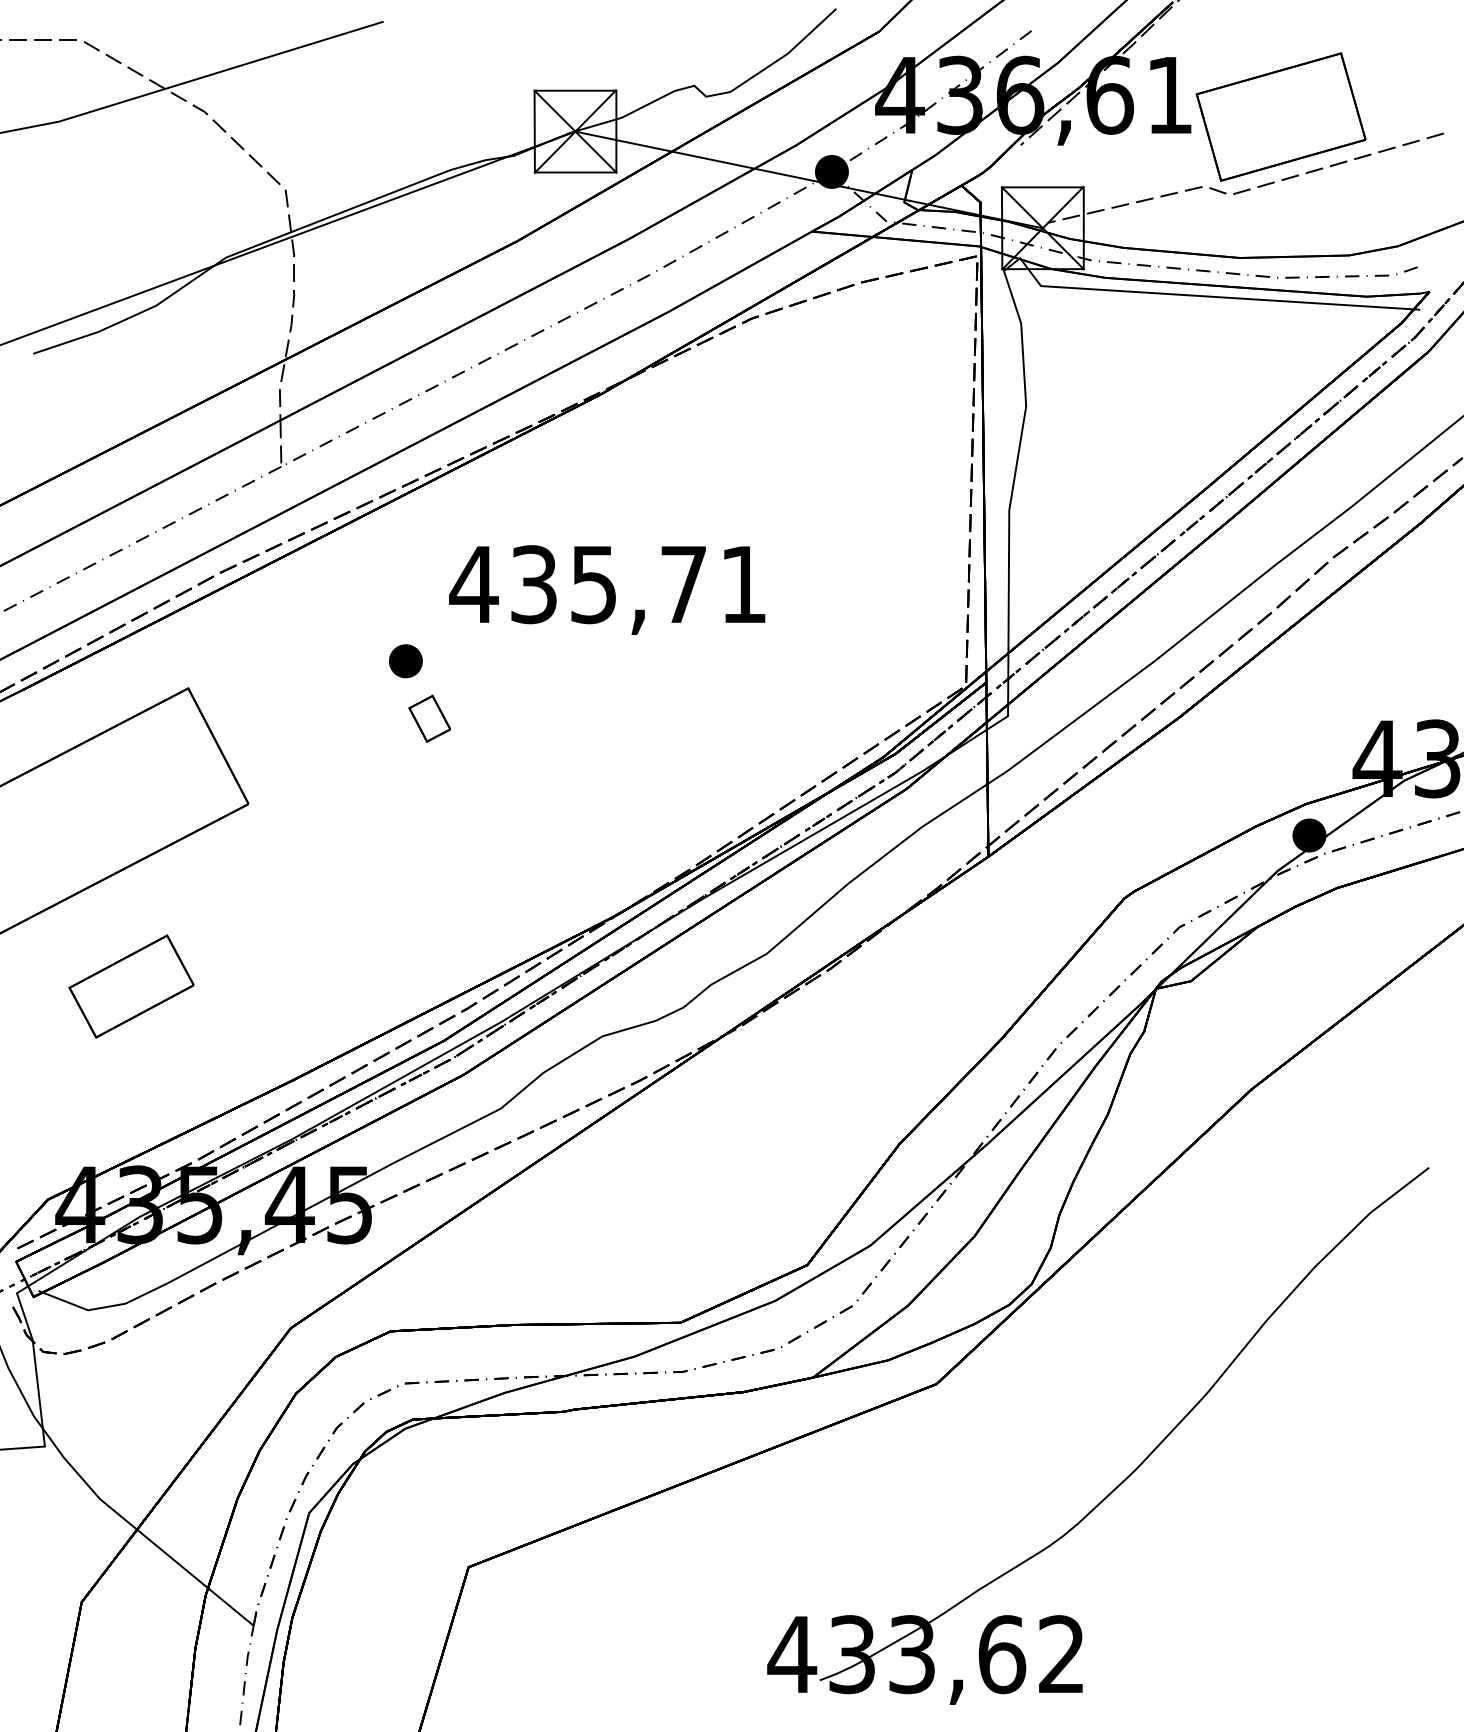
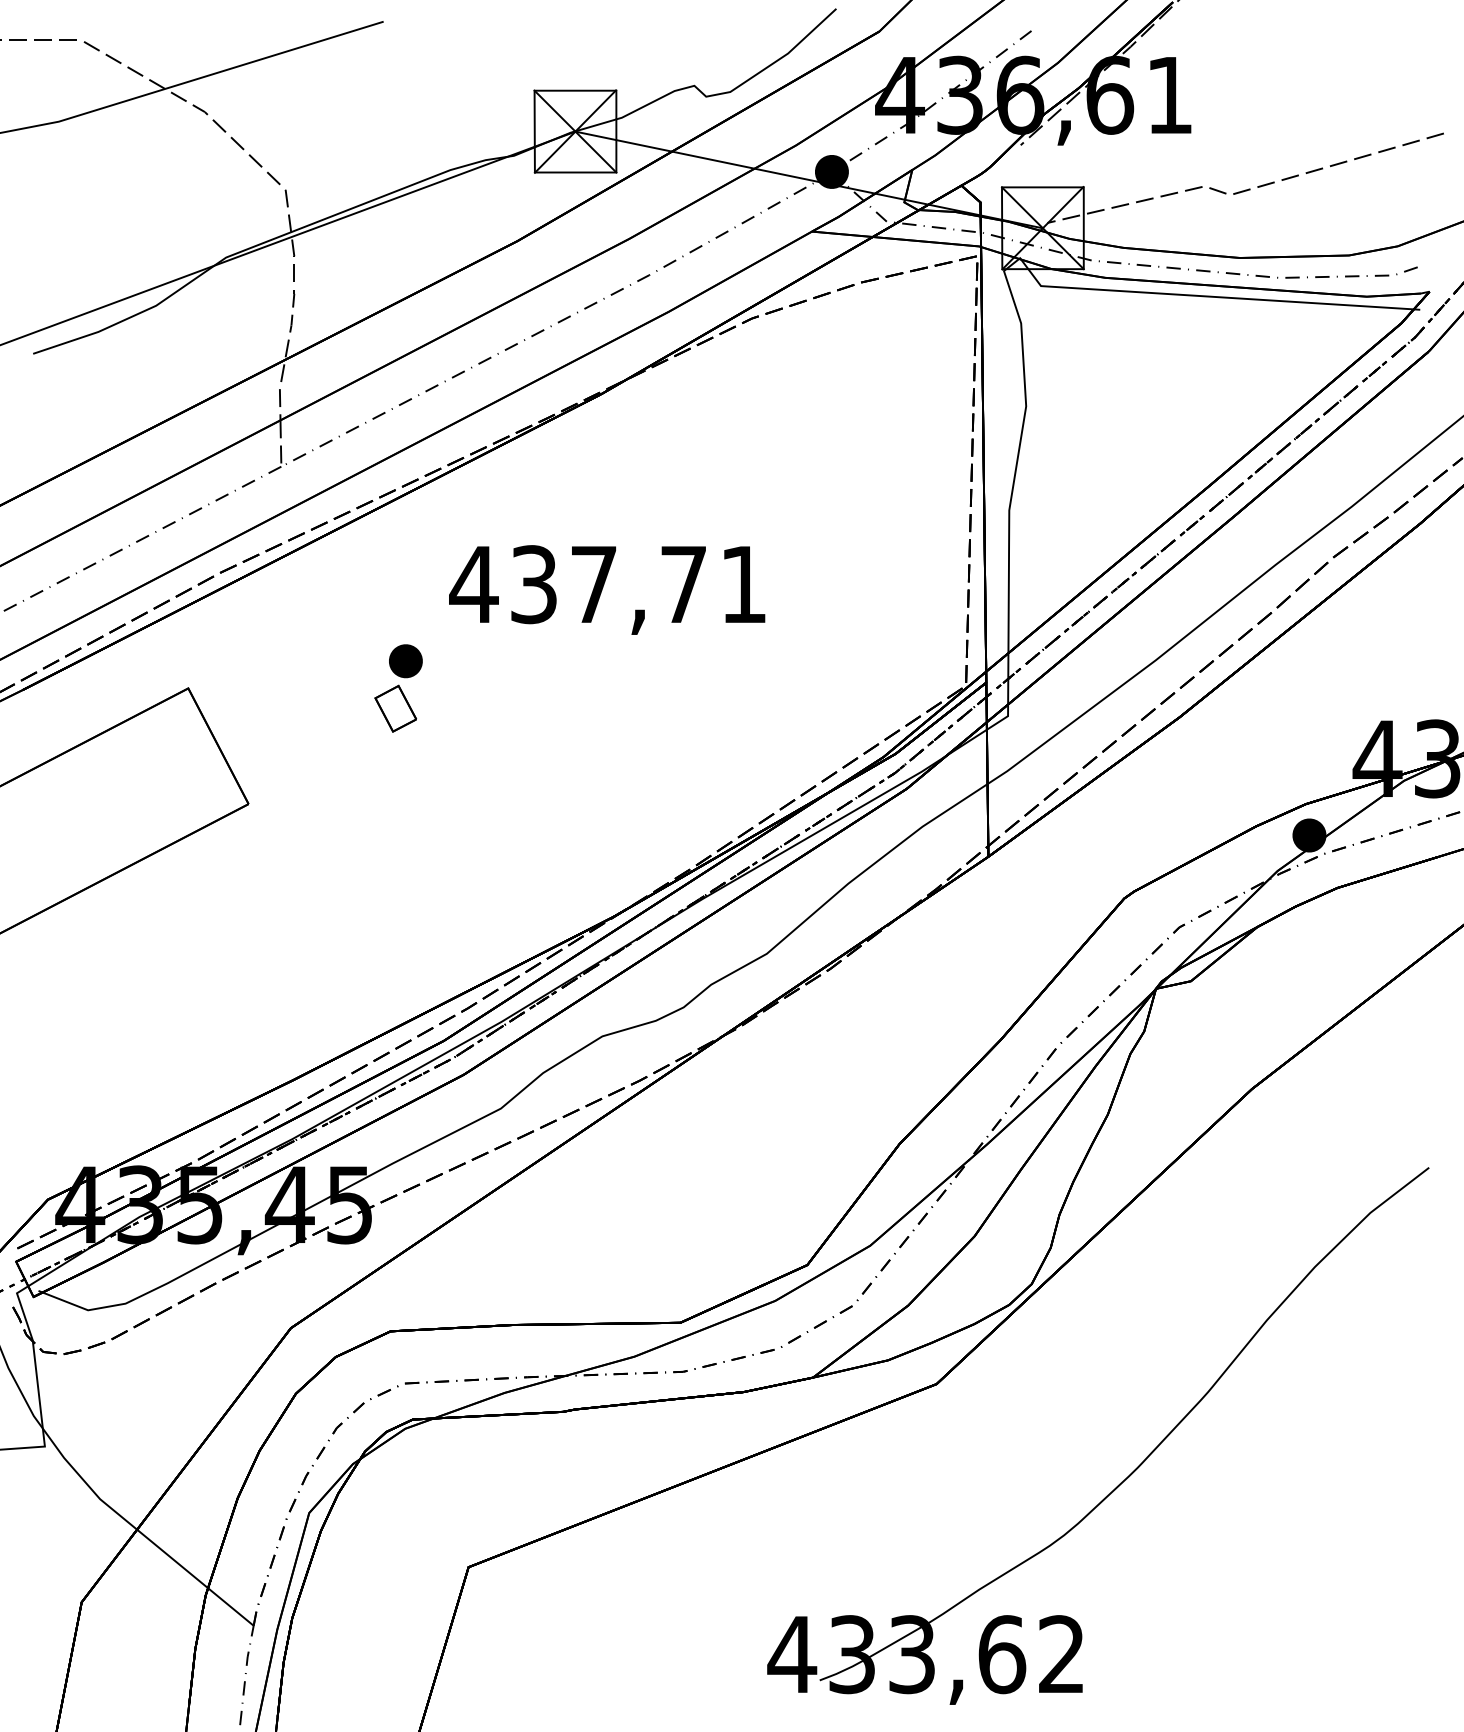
part: present -> none (1280, 116)
text: 435,71 -> 437,71 (593, 585)
part position: (429, 718) -> (395, 708) (395, 708)
part: present -> none (131, 986)
